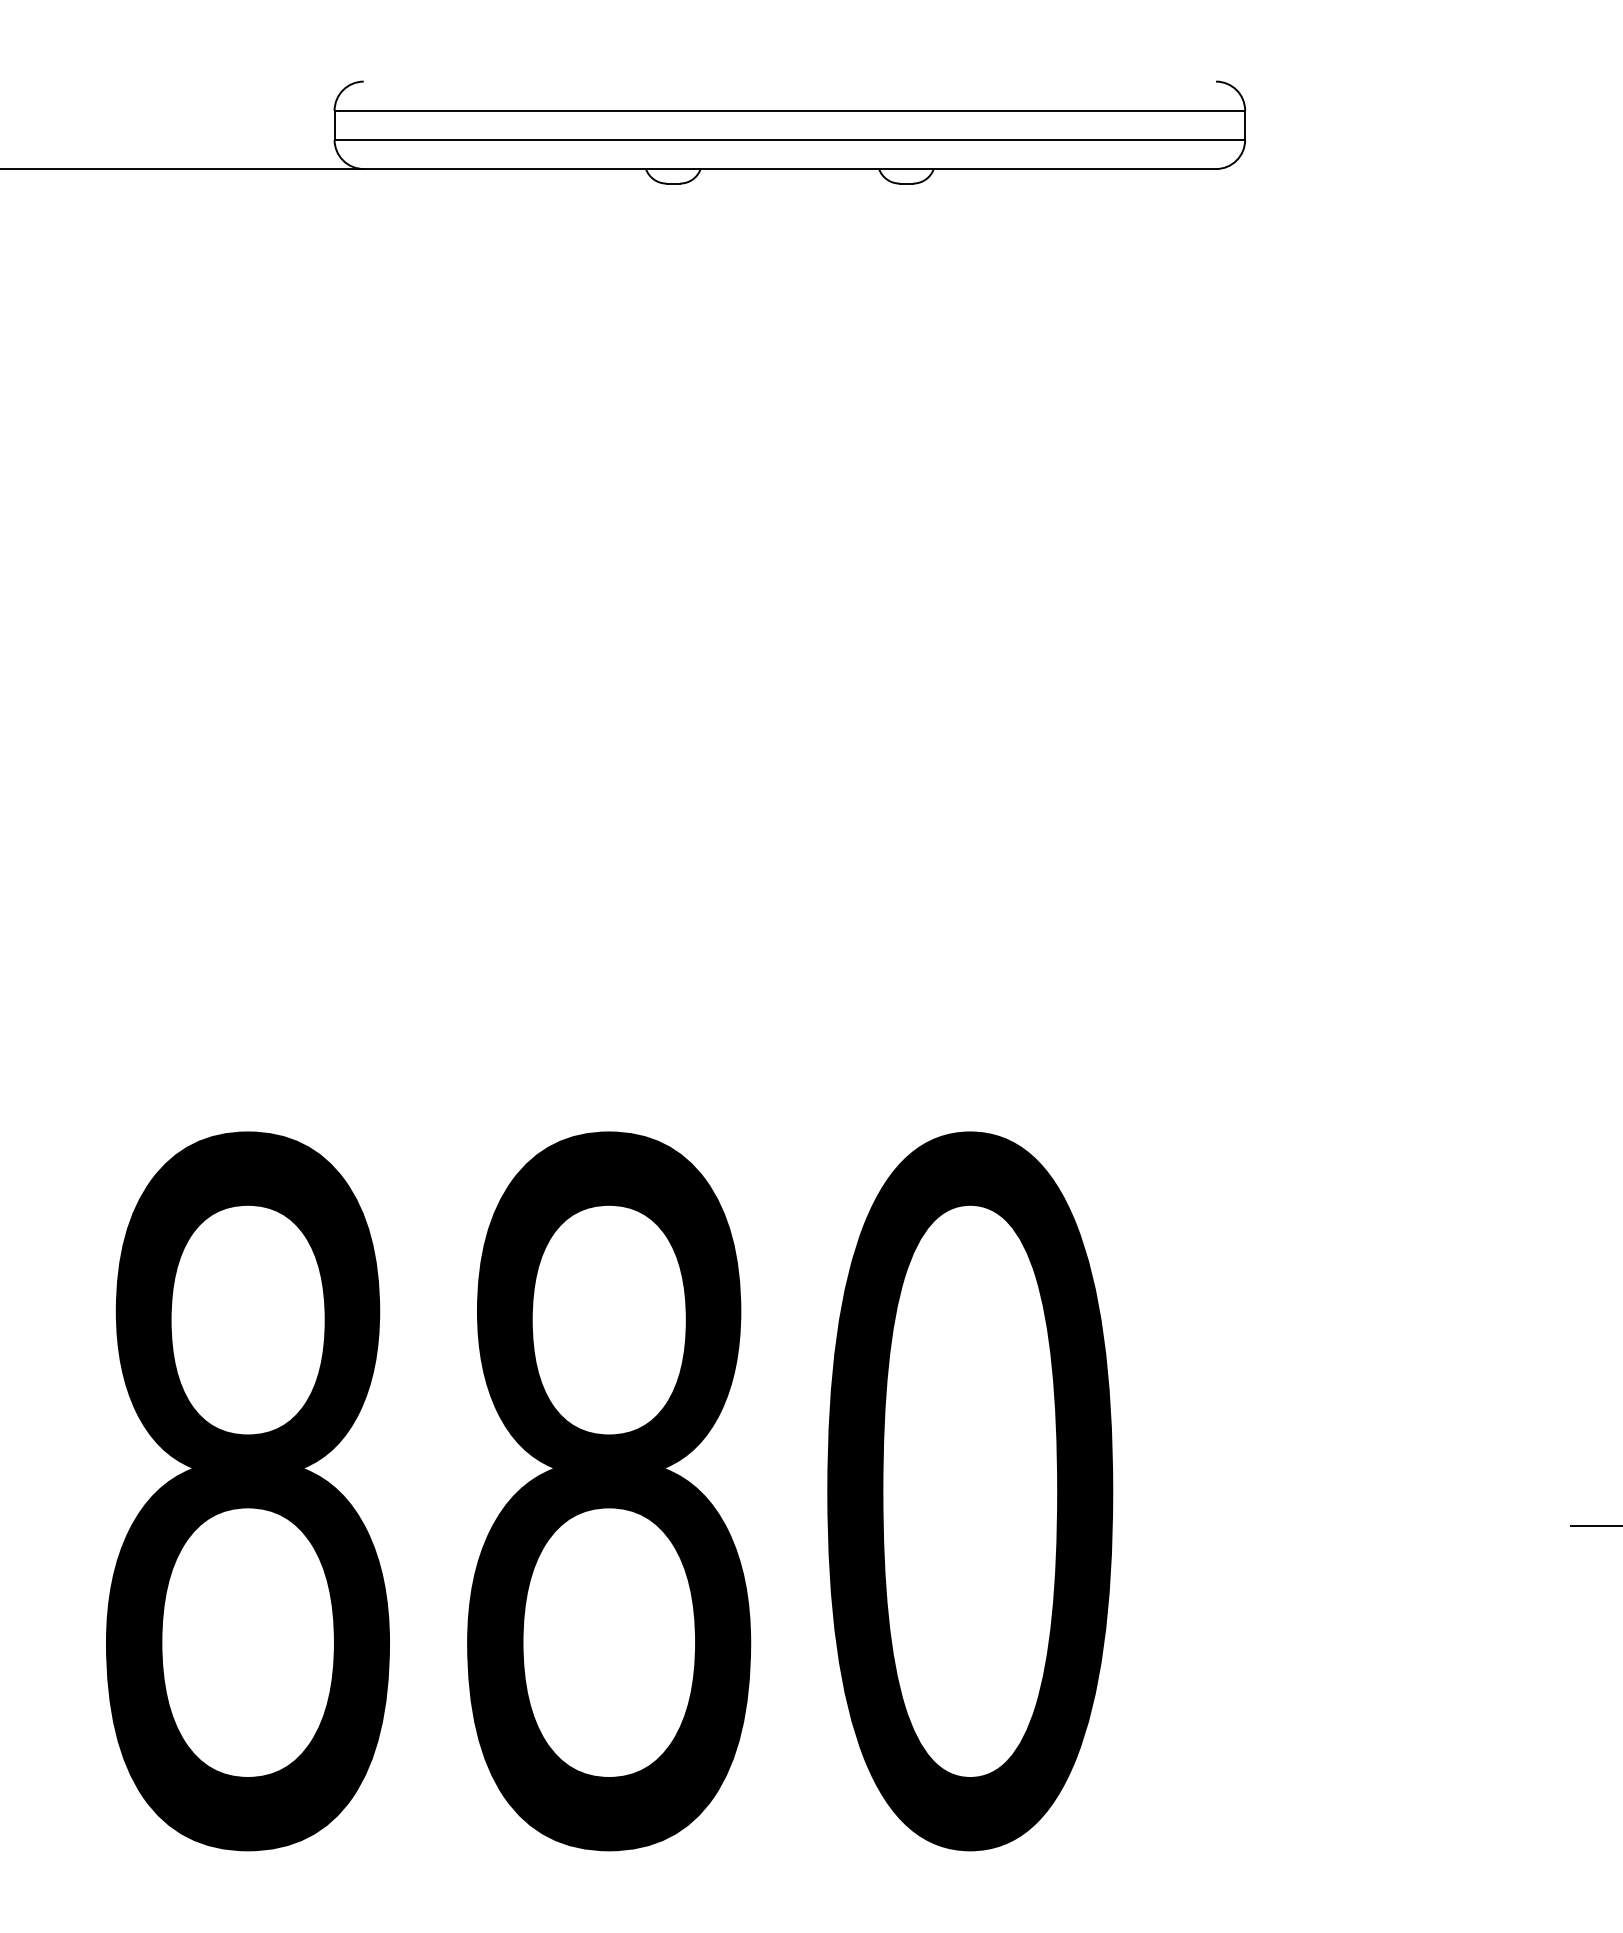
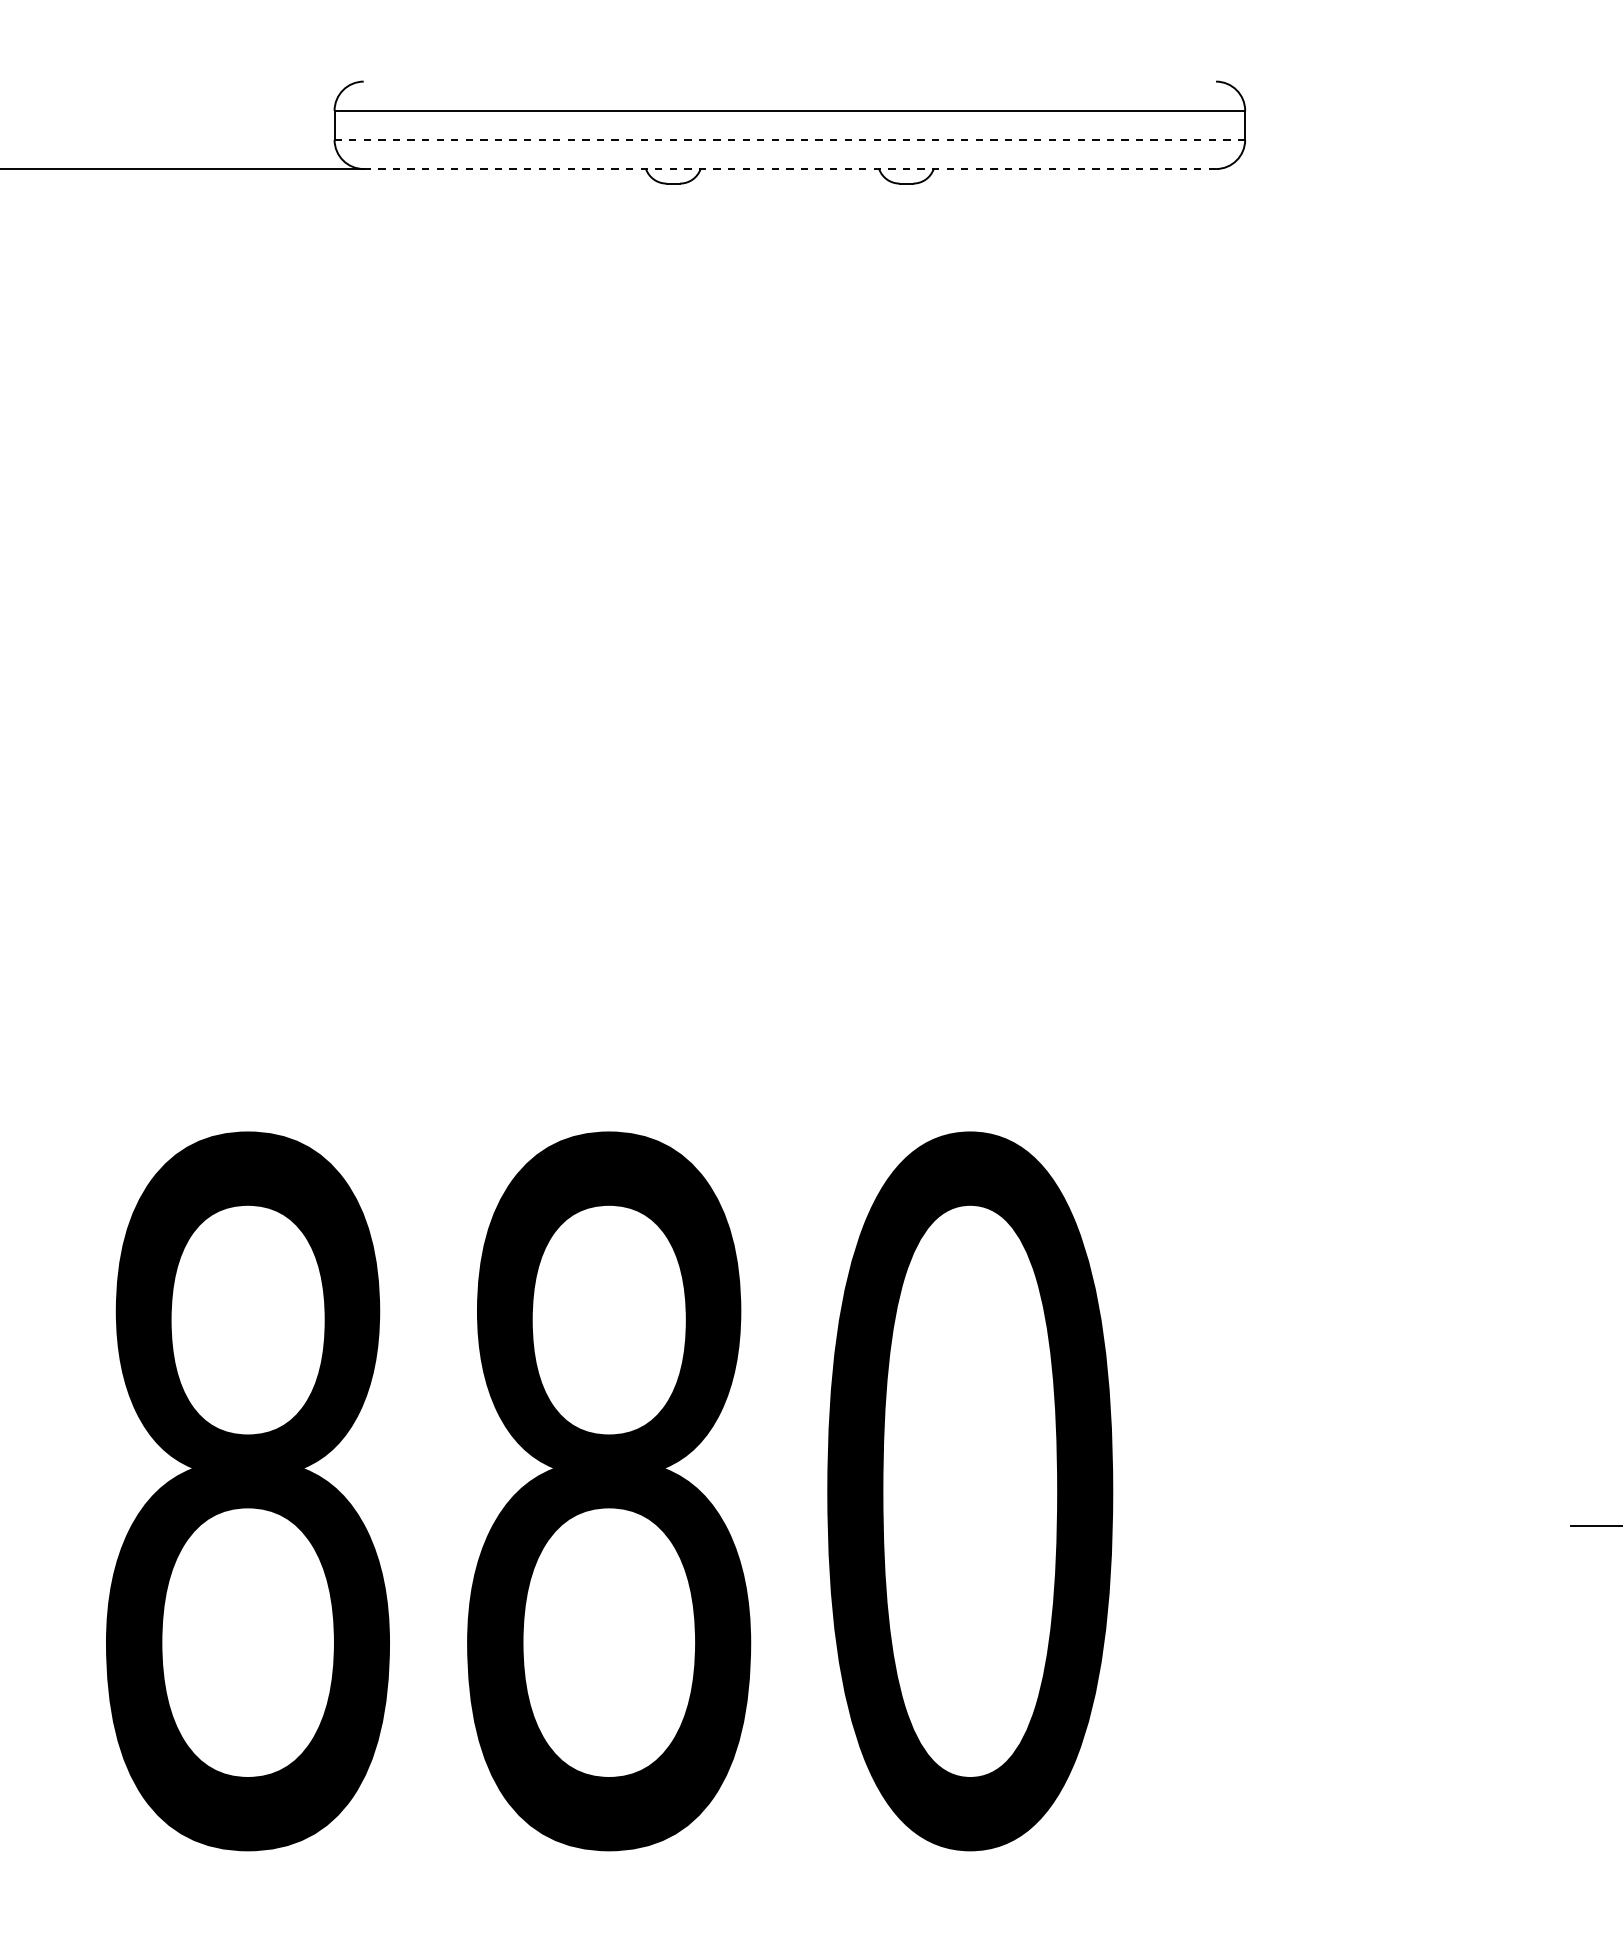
line: solid -> dashed (789, 139)
line: solid -> dashed (789, 169)
